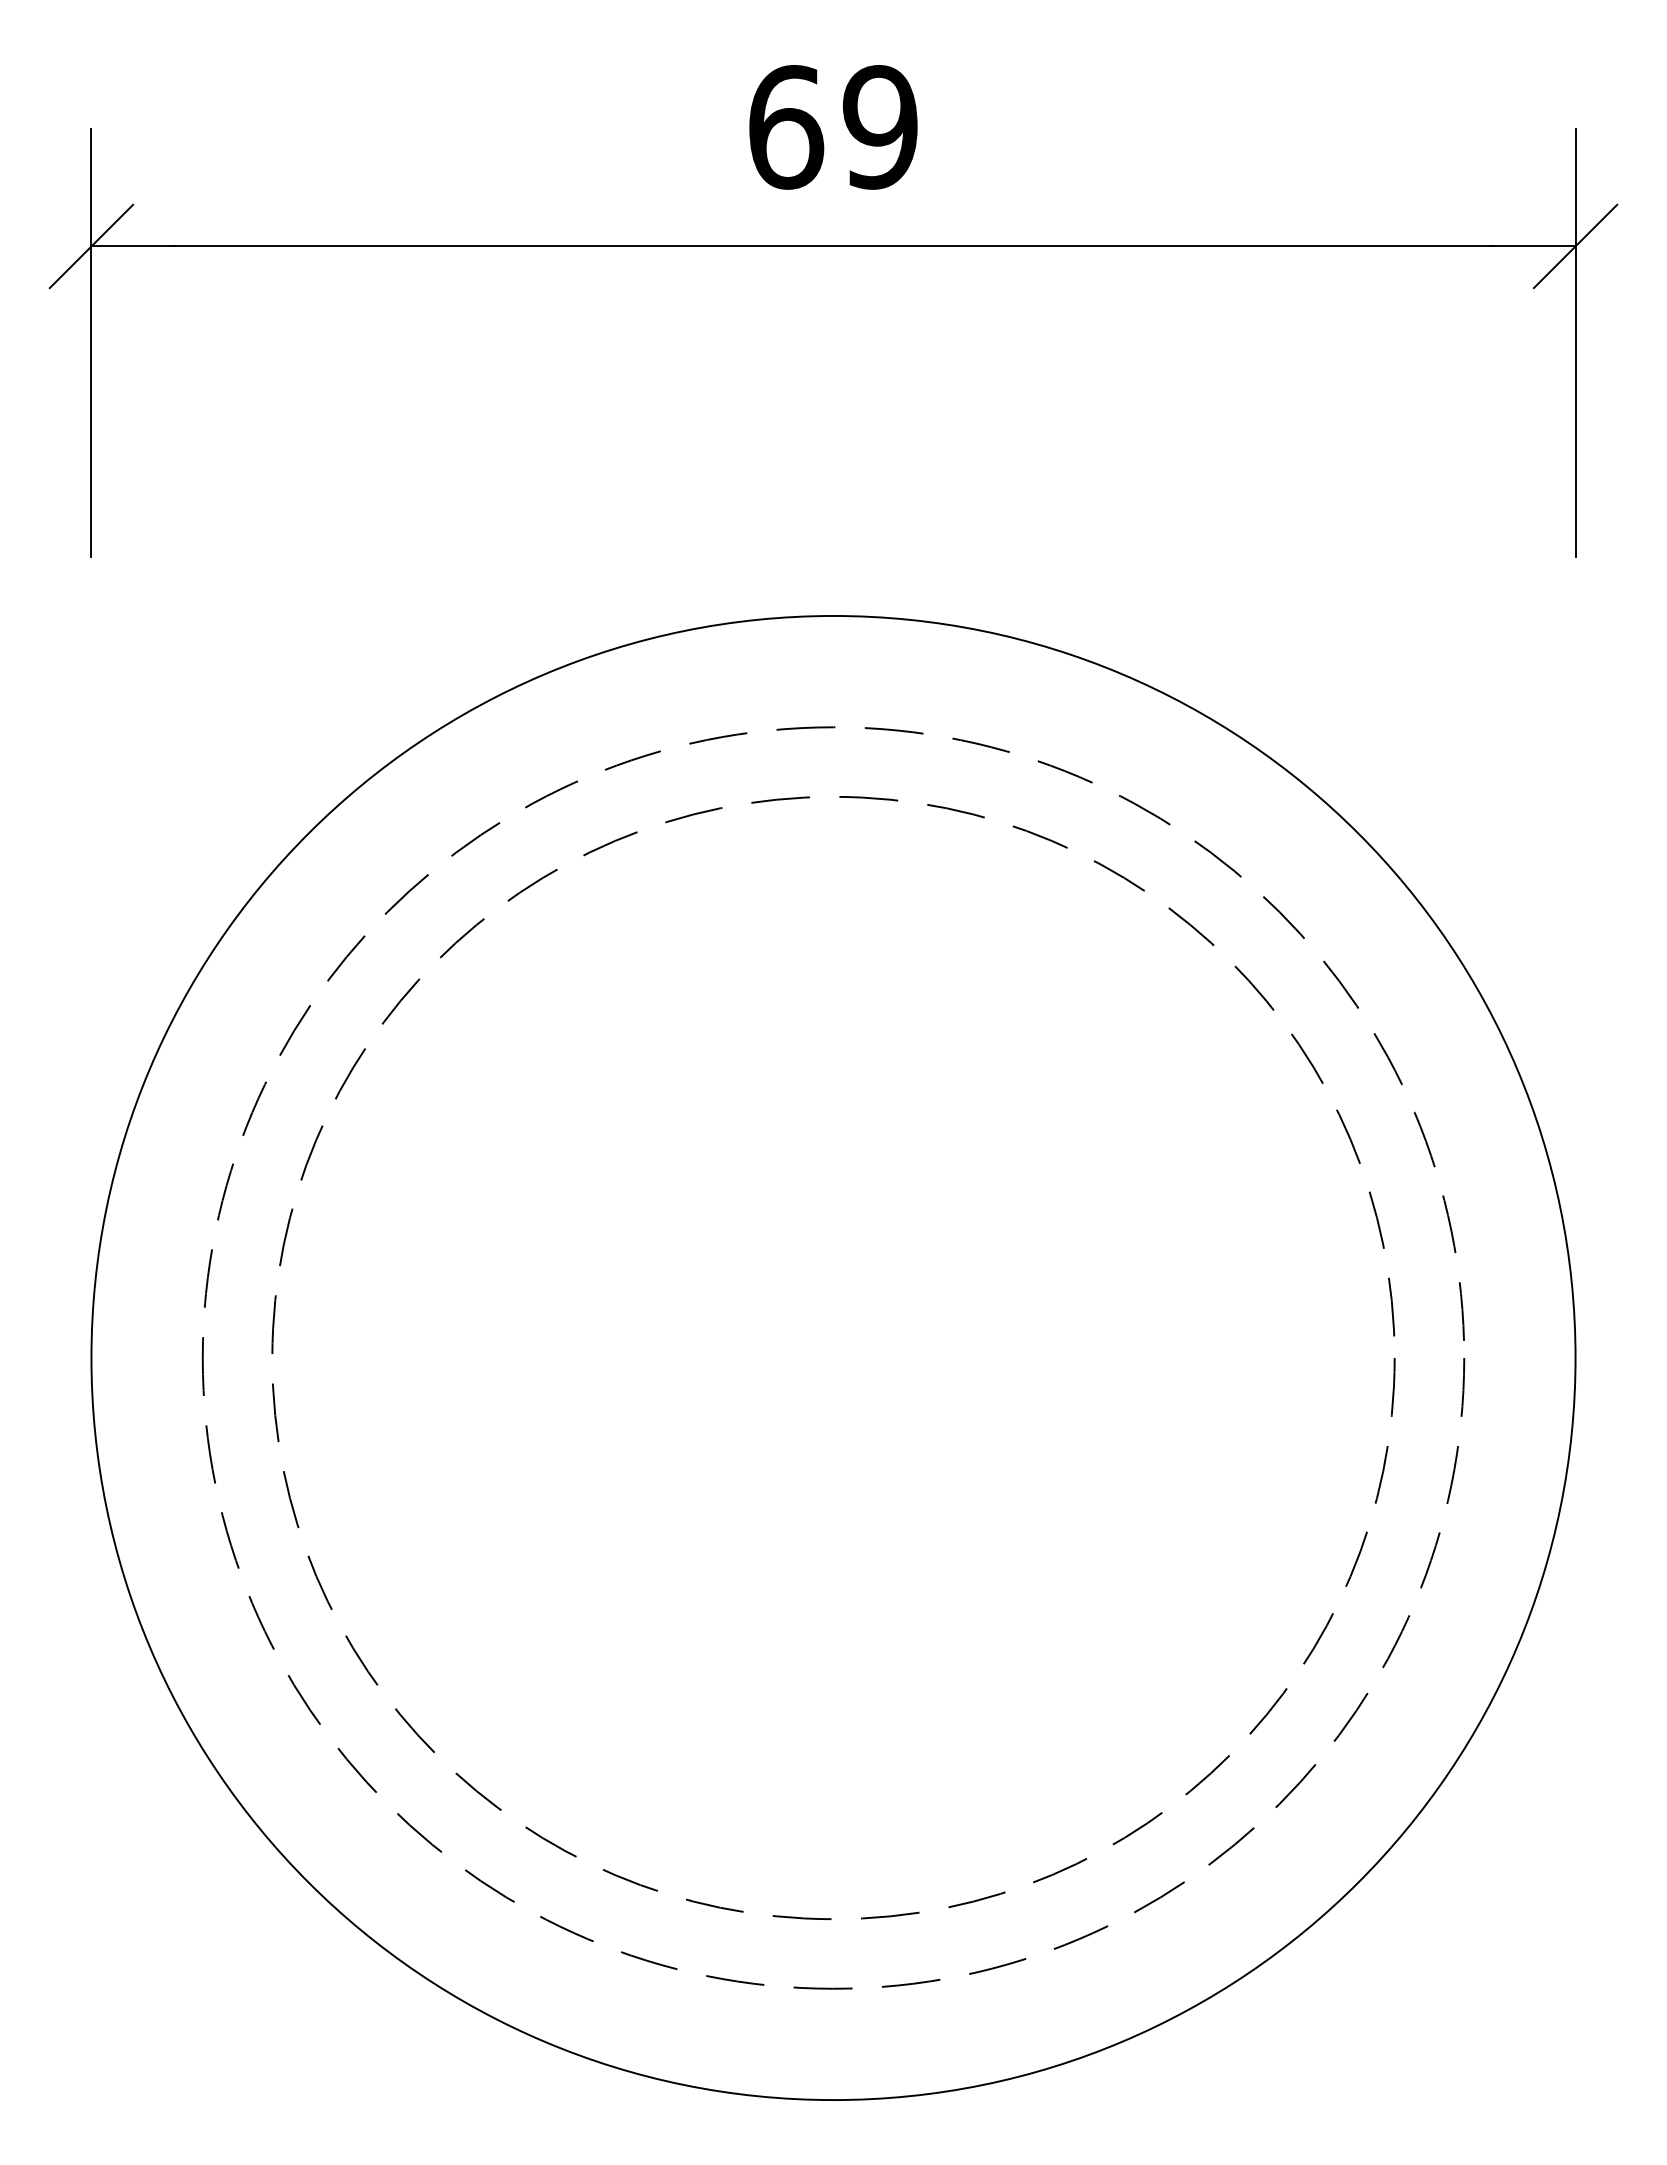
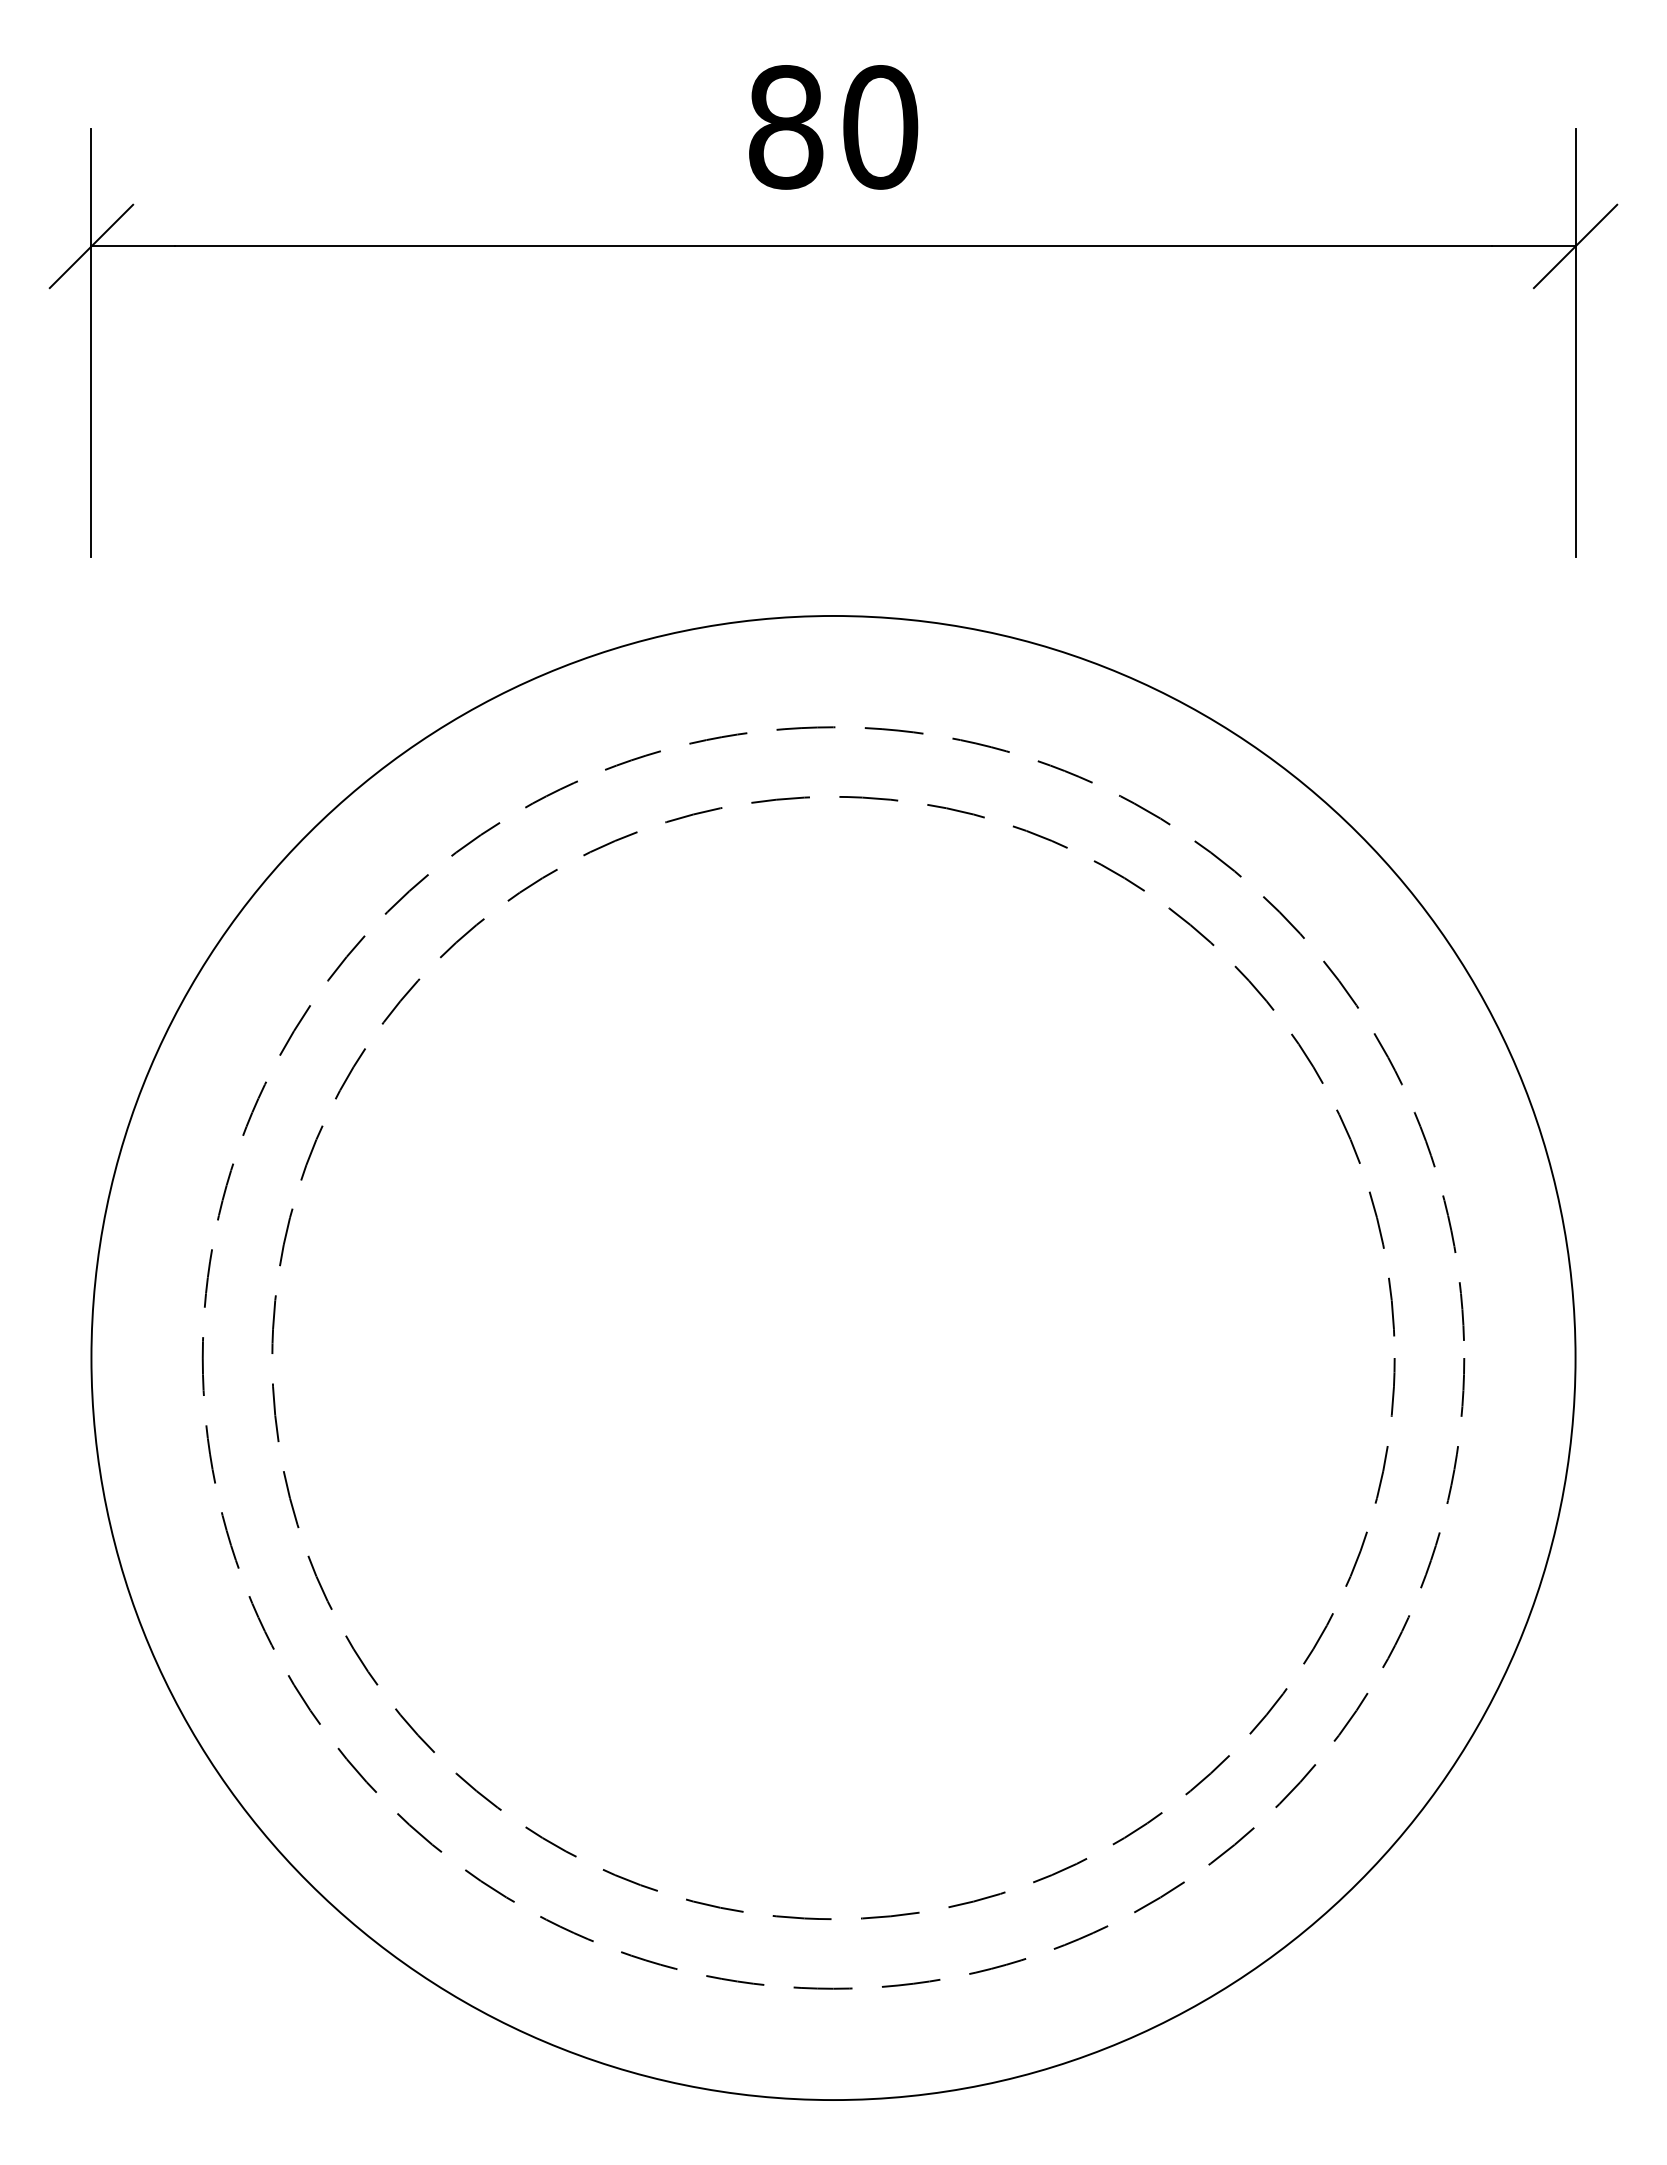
text: 69 -> 80 (833, 127)
